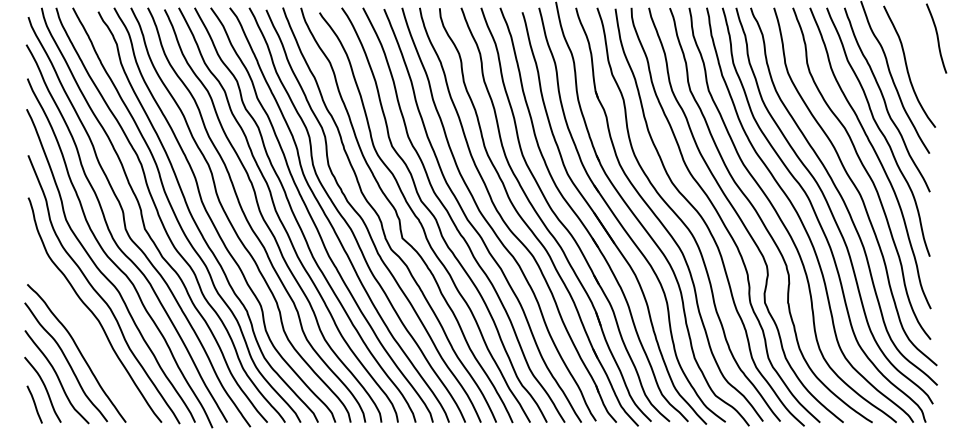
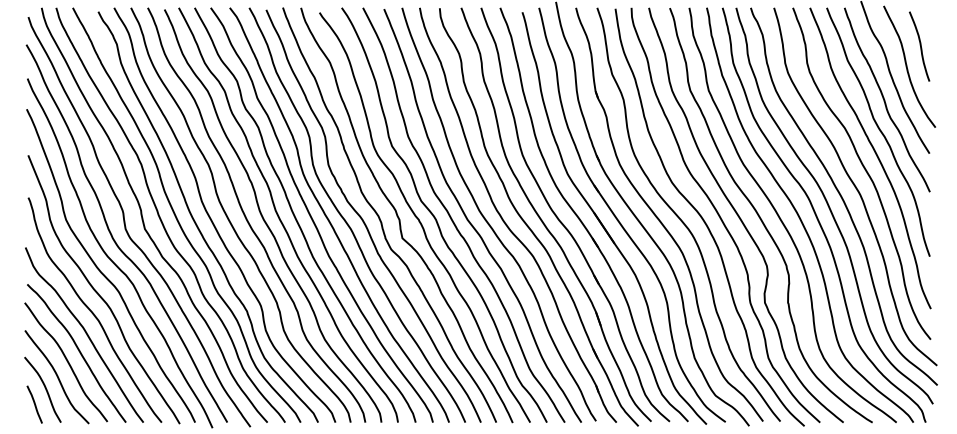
curve position: (936, 37) -> (919, 45) (919, 45)
curve: none -> present (85, 333)
